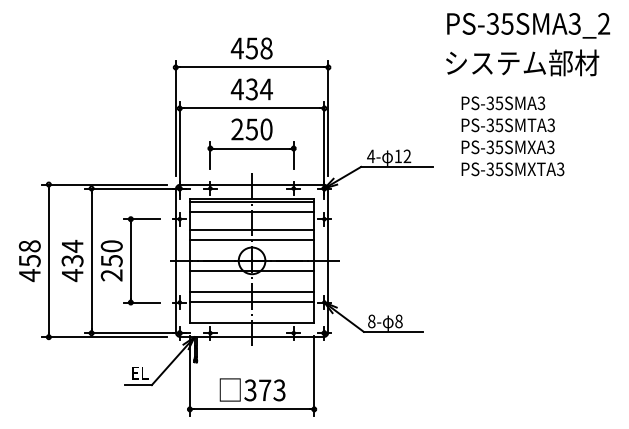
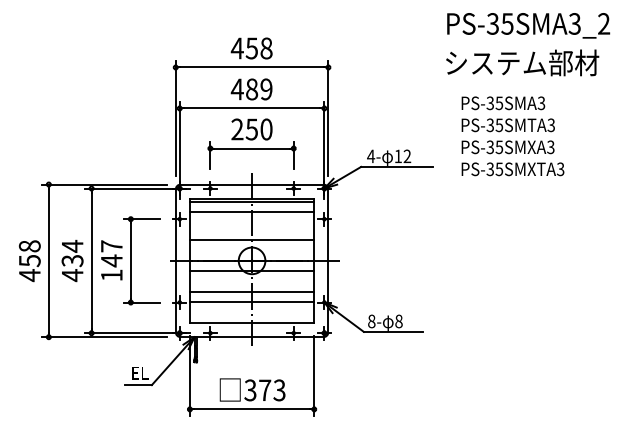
text: 434 -> 489 (258, 89)
line: present -> none (251, 229)
text: 250 -> 147 (111, 260)
